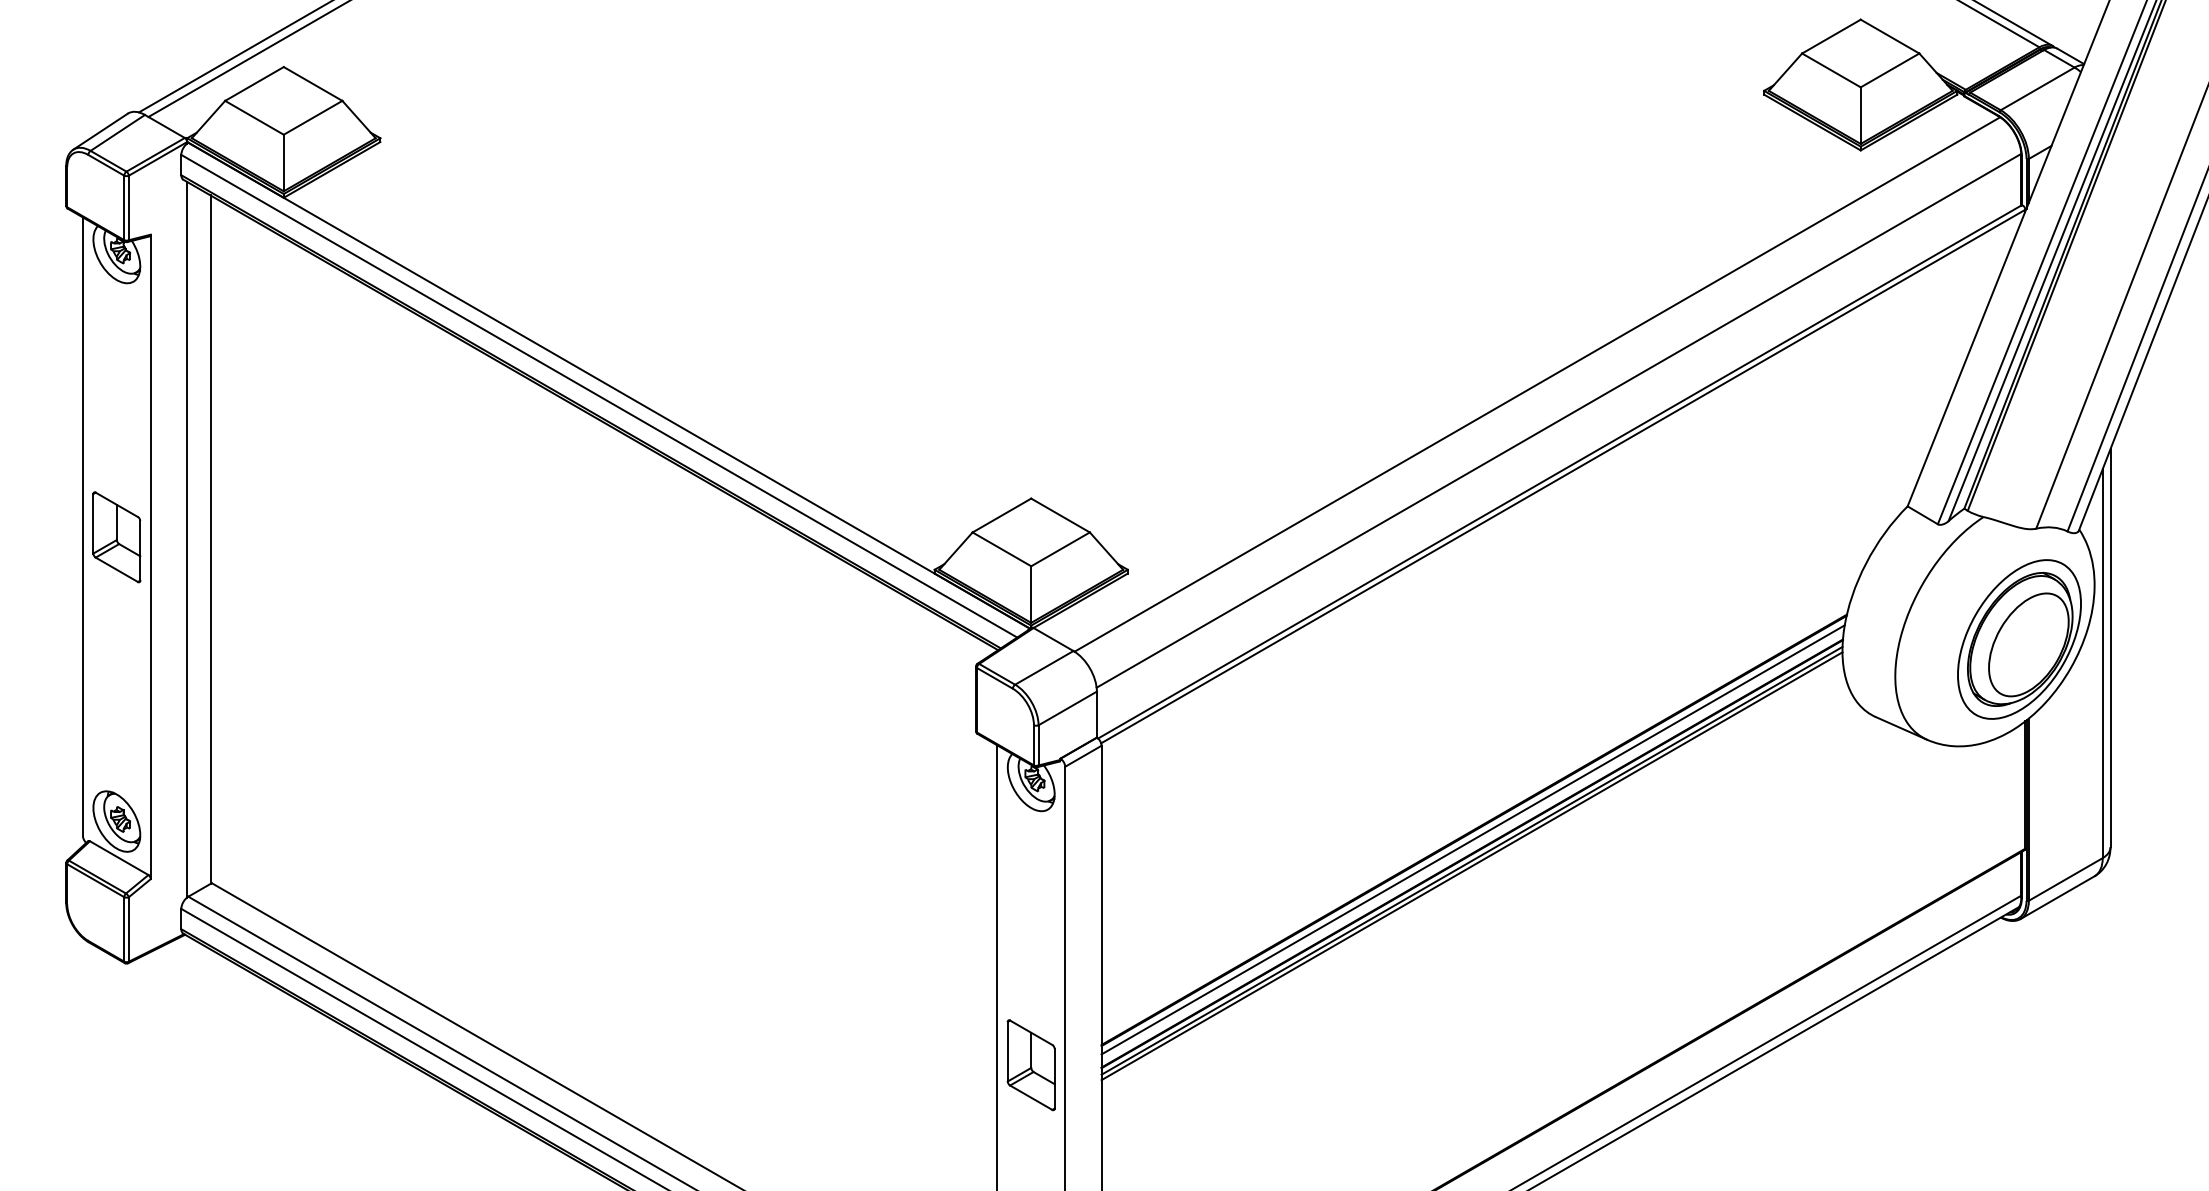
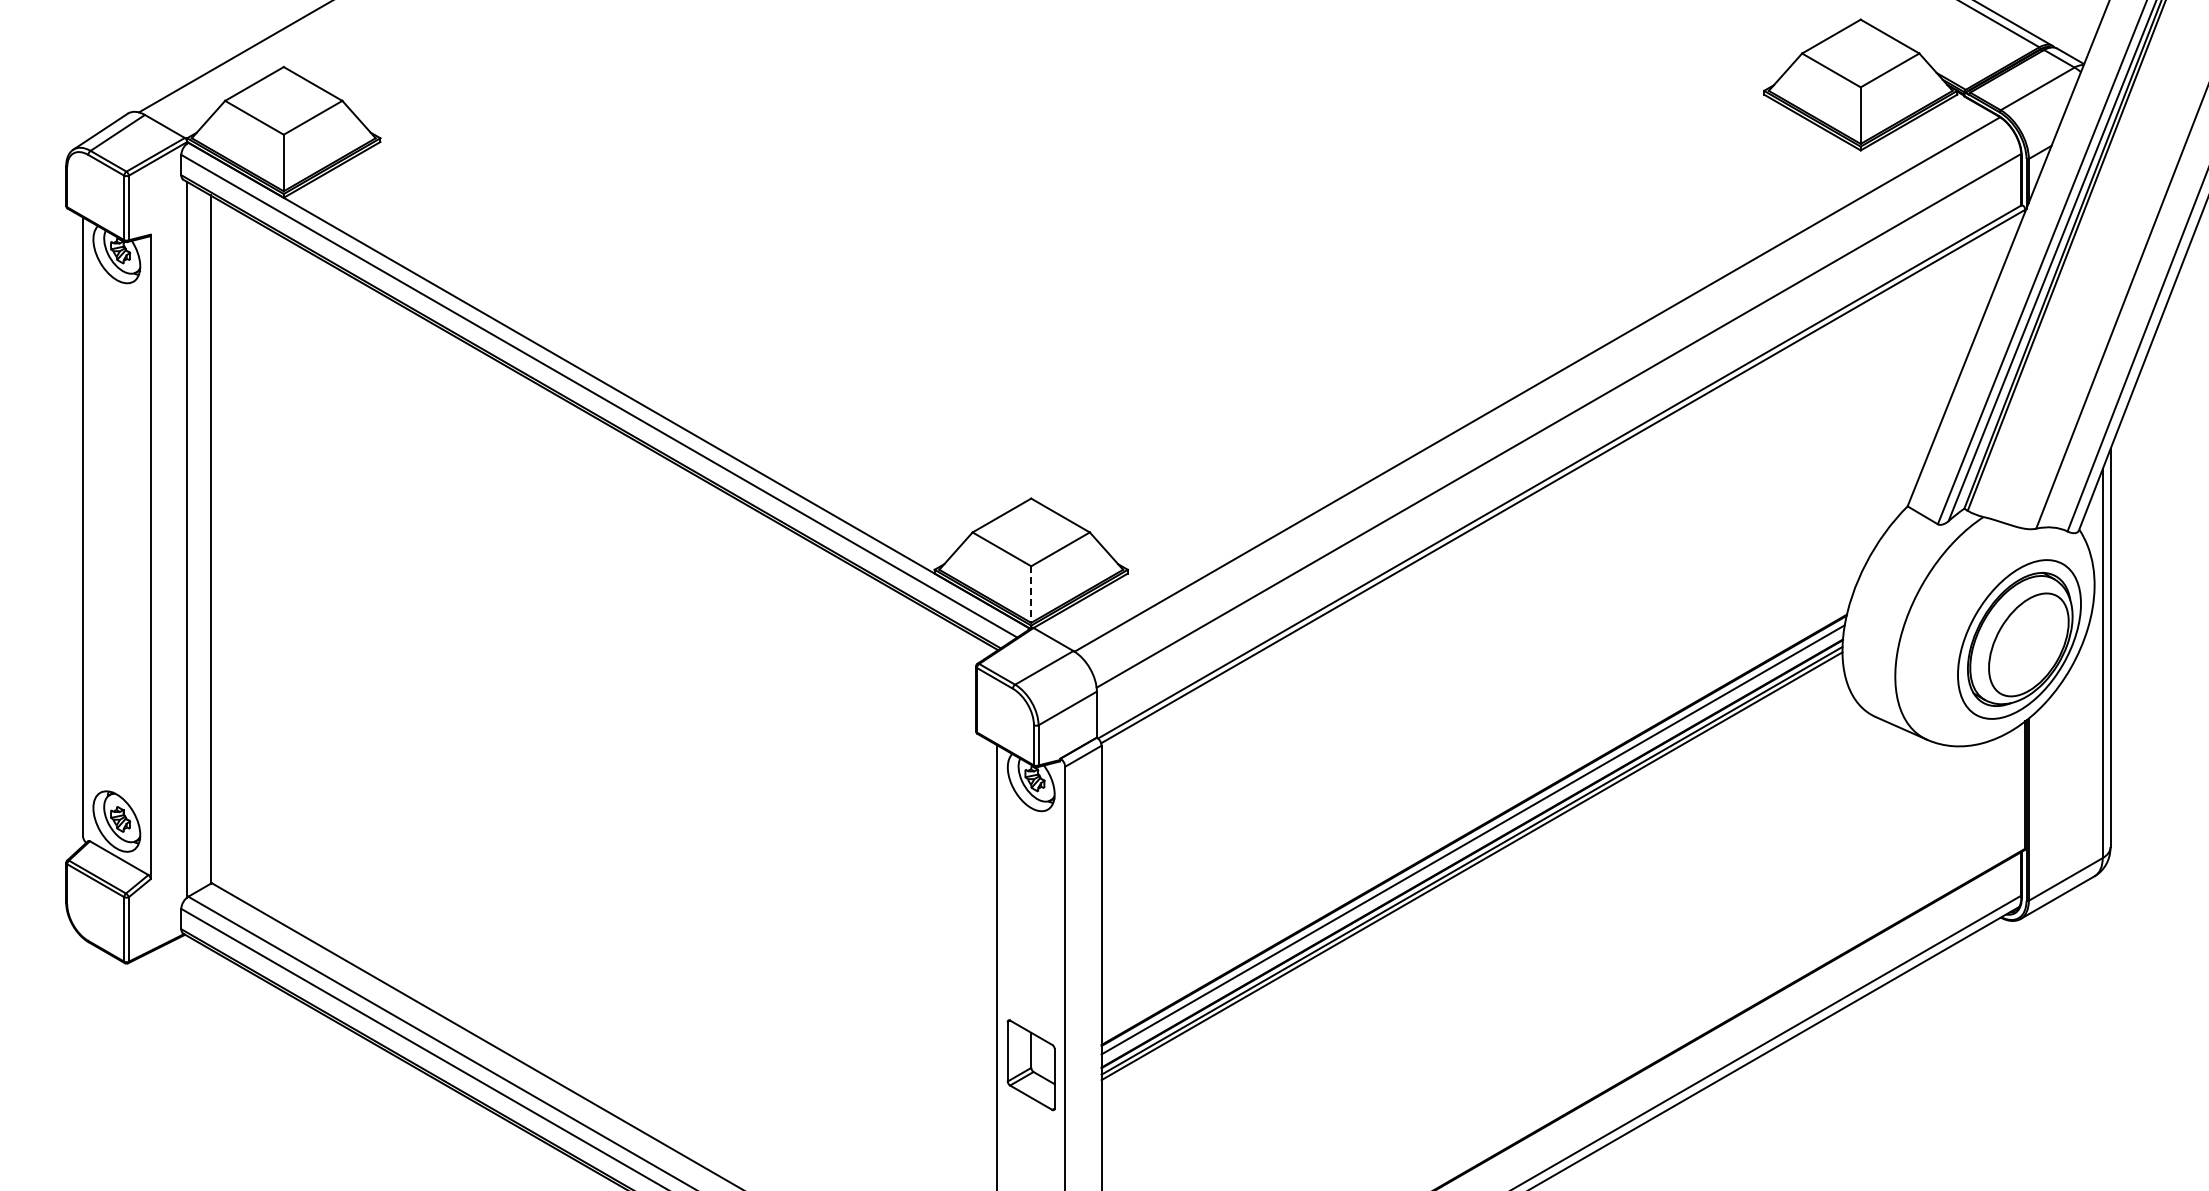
line: present -> none (247, 59)
part: present -> none (116, 537)
line: solid -> dashed (1031, 595)
